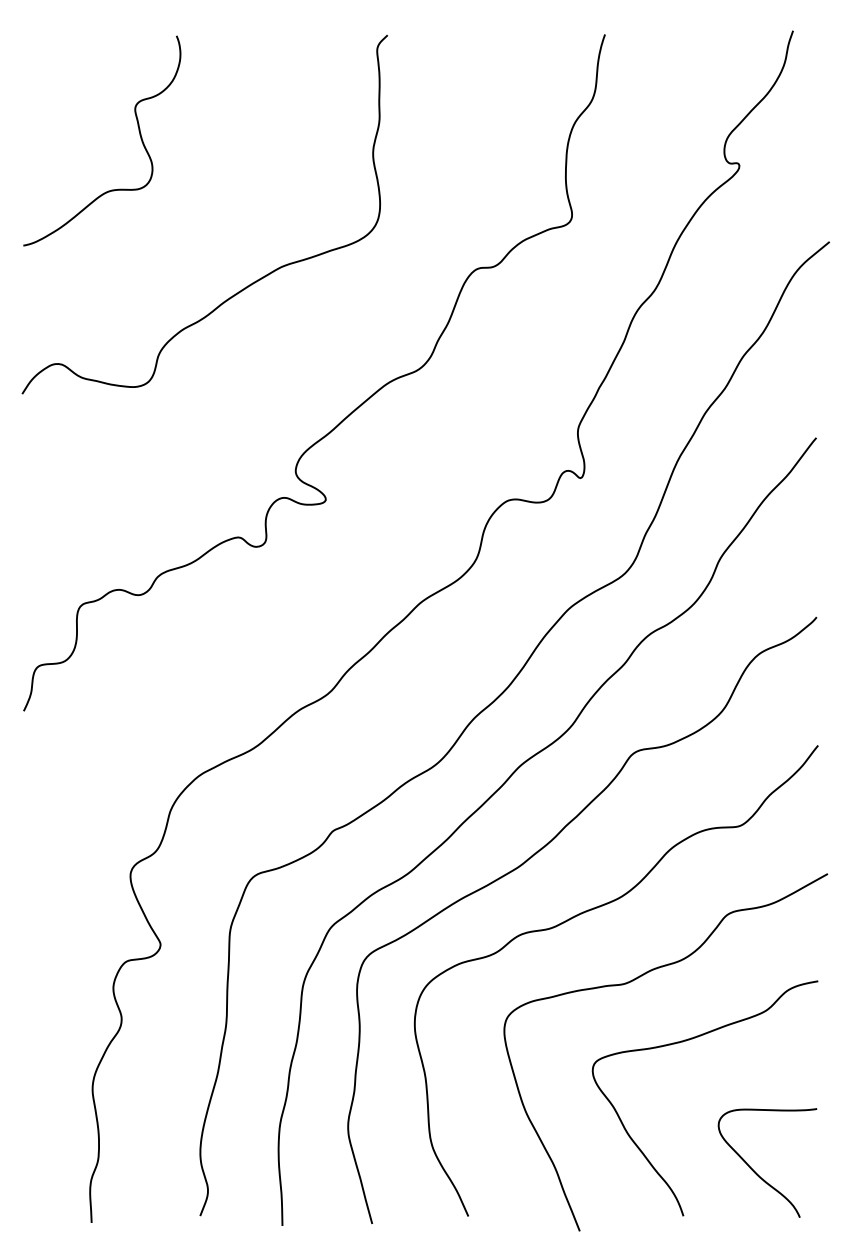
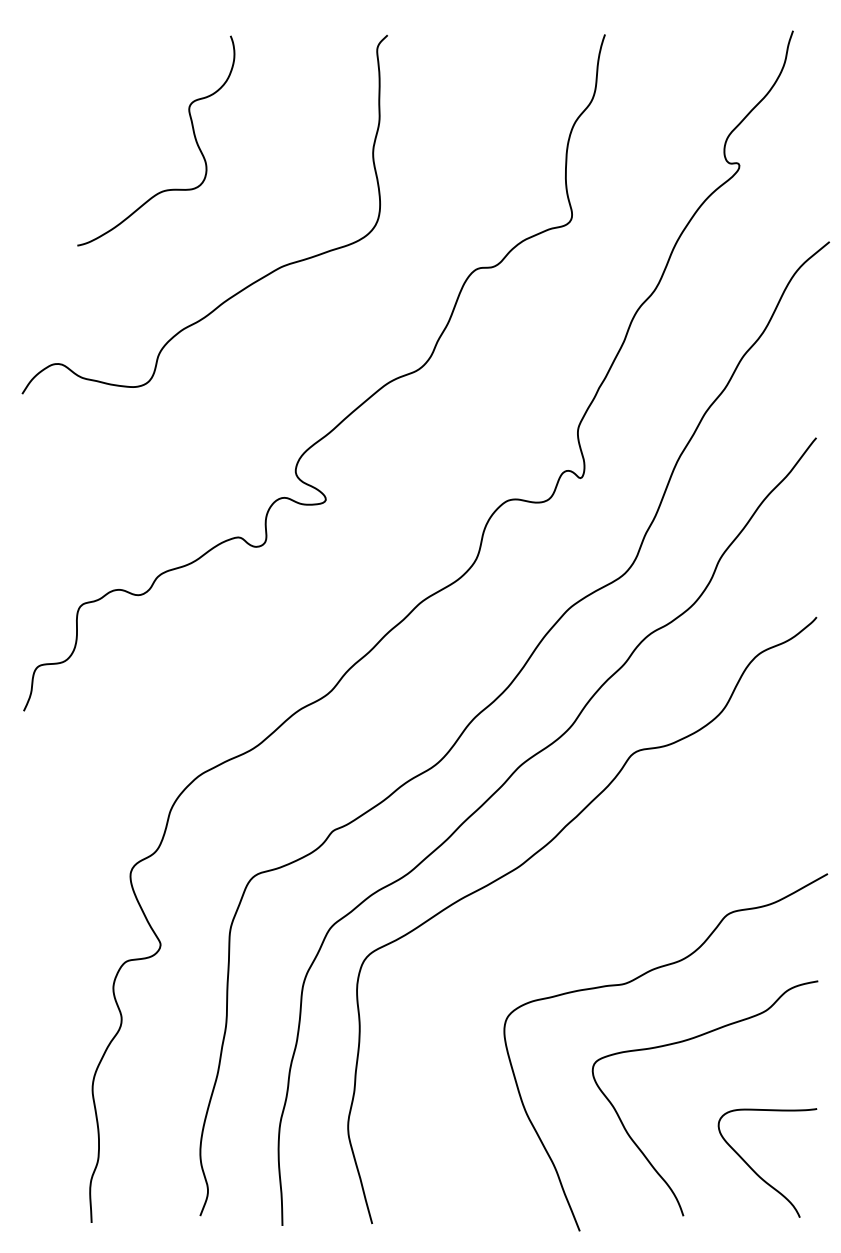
curve position: (138, 131) -> (192, 131) (192, 131)
curve: present -> none (592, 910)
